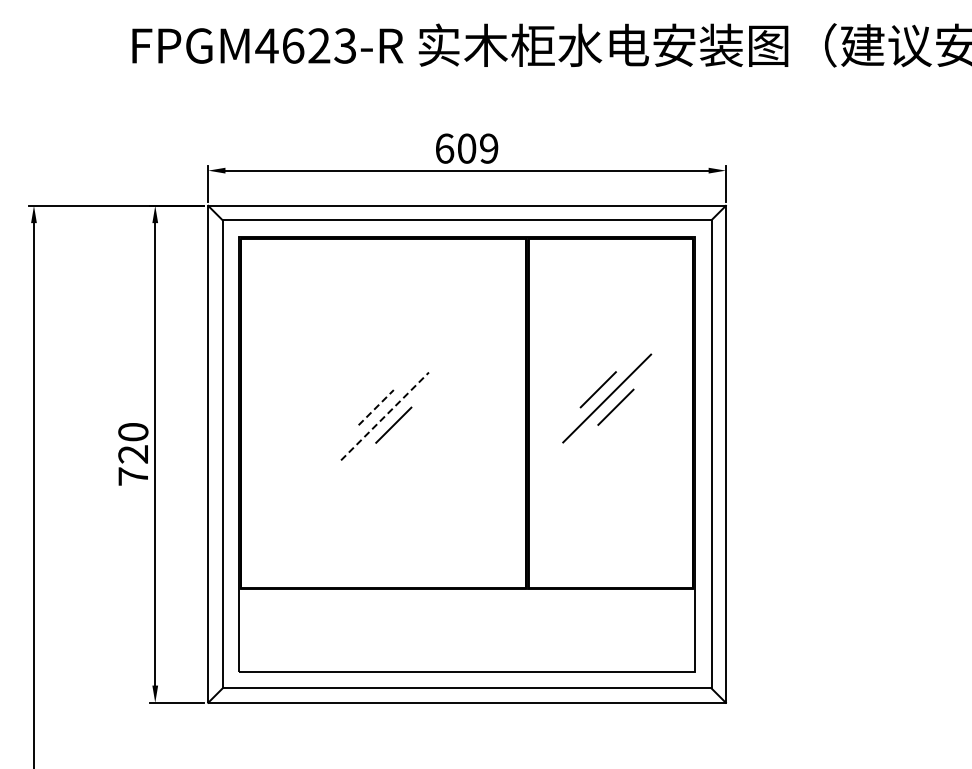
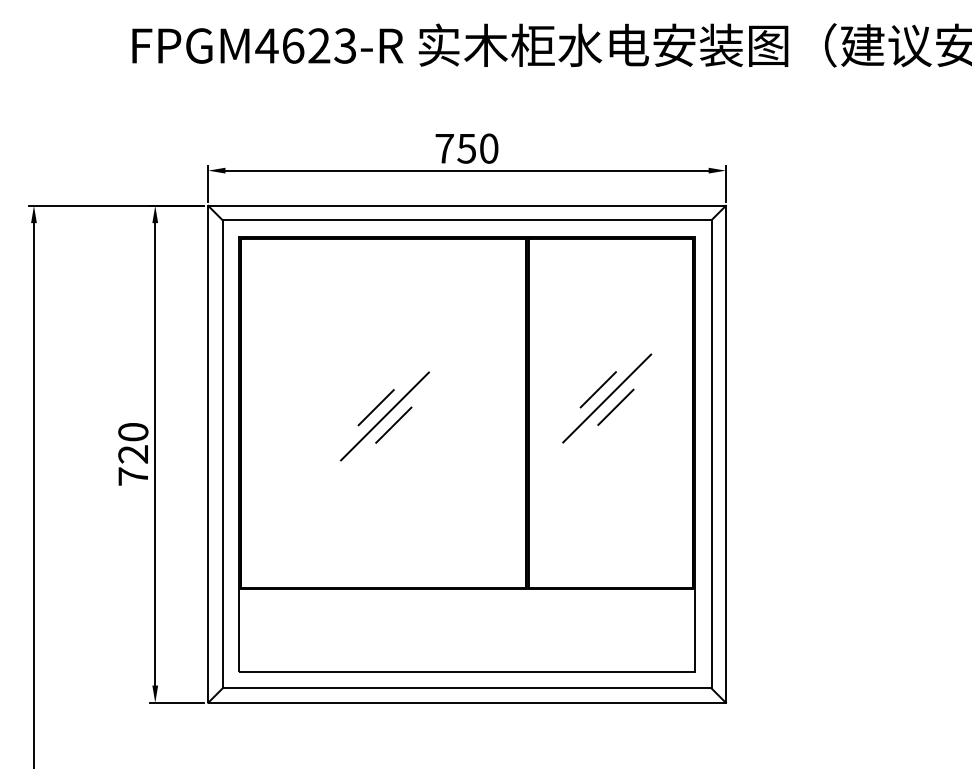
text: 609 -> 750 (466, 148)
line: dashed -> solid (376, 407)
line: dashed -> solid (385, 416)
